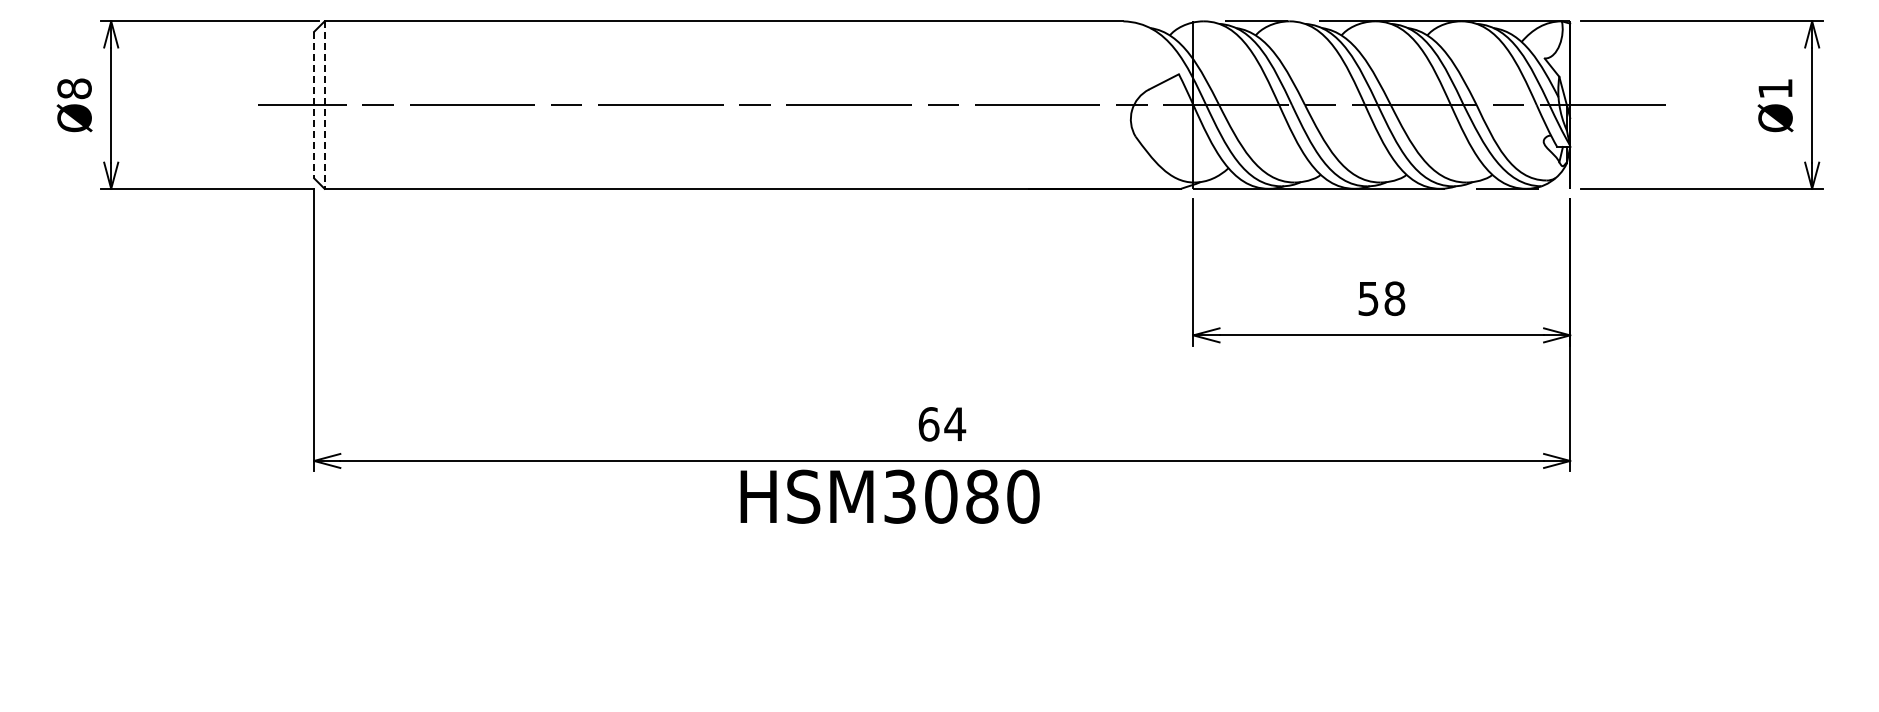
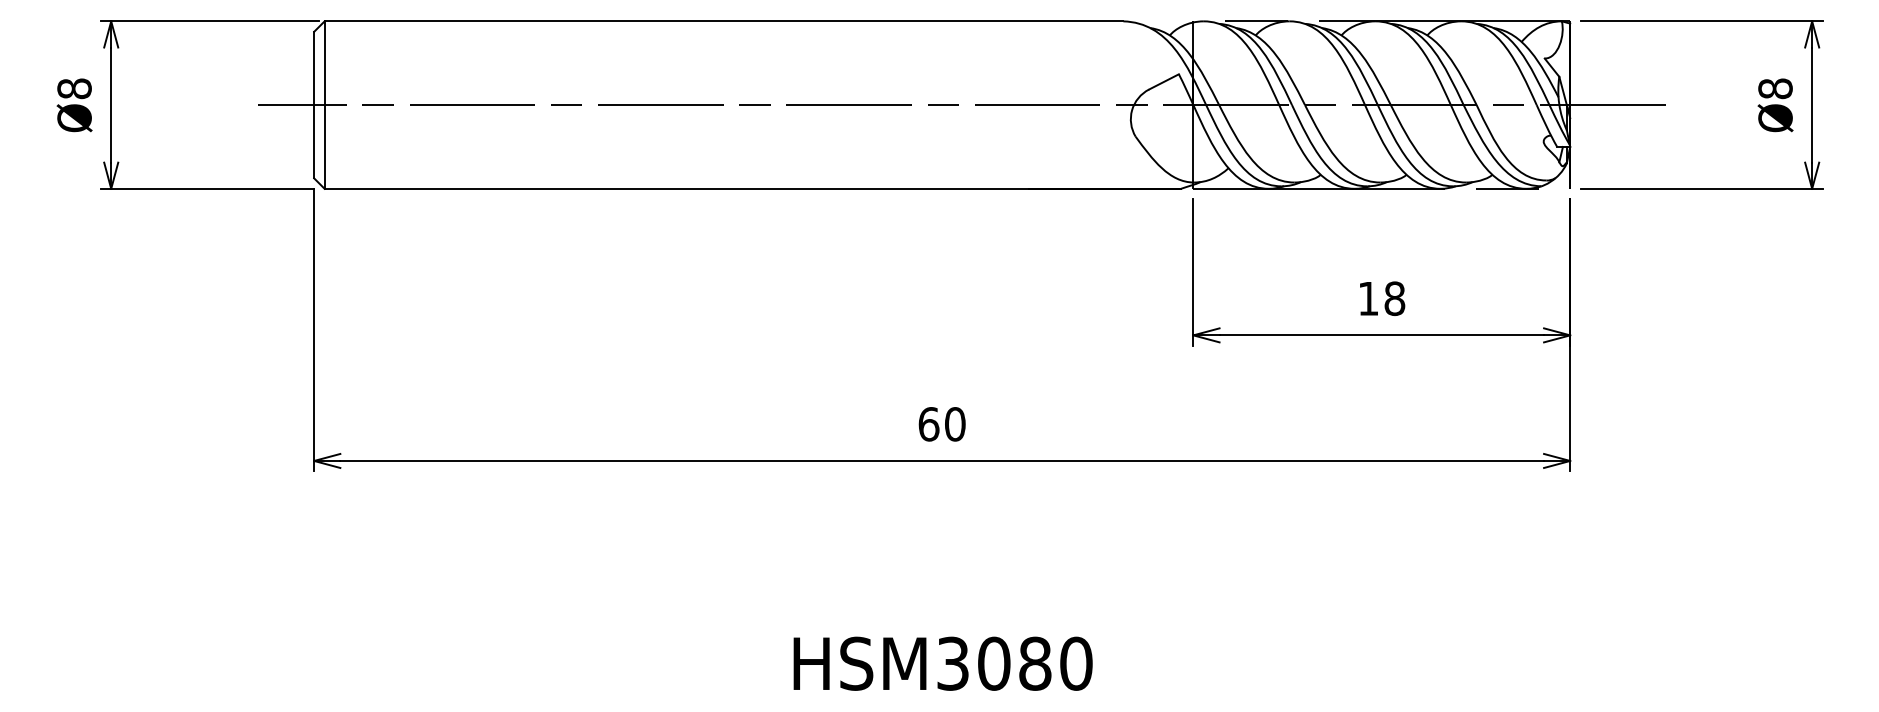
text: Ø1 -> Ø8 (1775, 88)
line: dashed -> solid (314, 105)
line: dashed -> solid (324, 105)
text: 58 -> 18 (1368, 299)
text: 64 -> 60 (955, 424)
text position: (889, 496) -> (942, 663) (942, 663)
